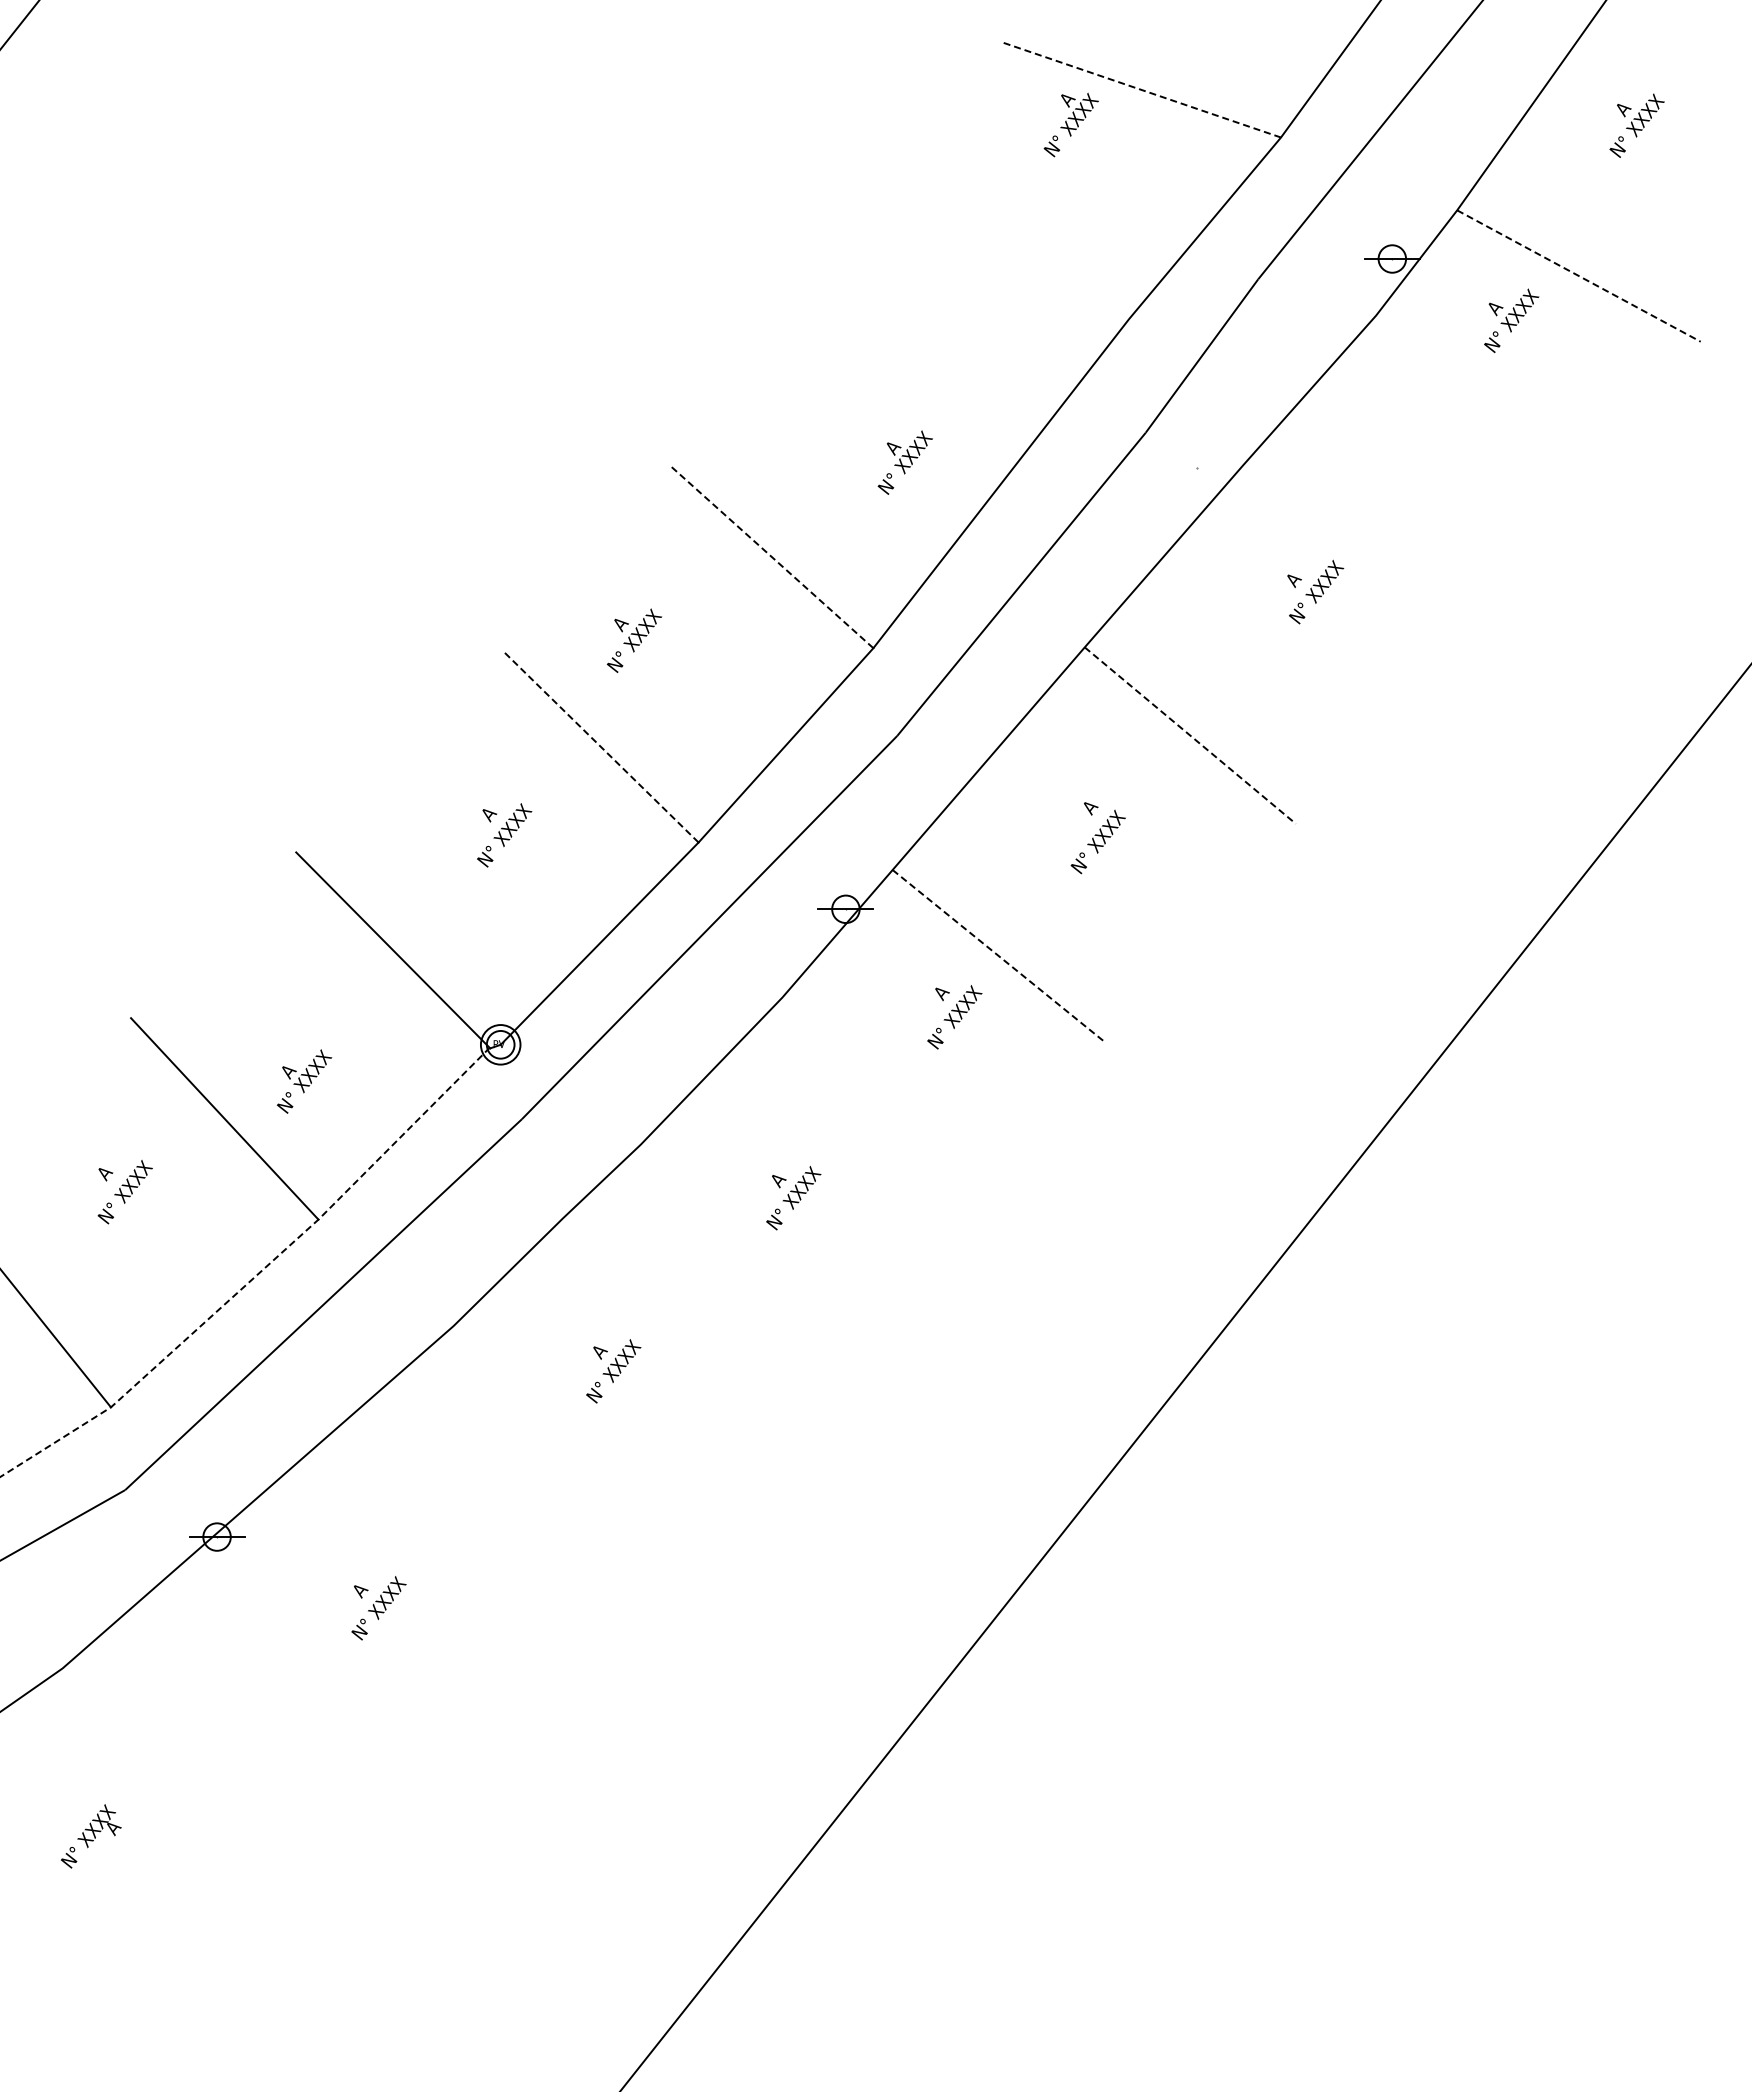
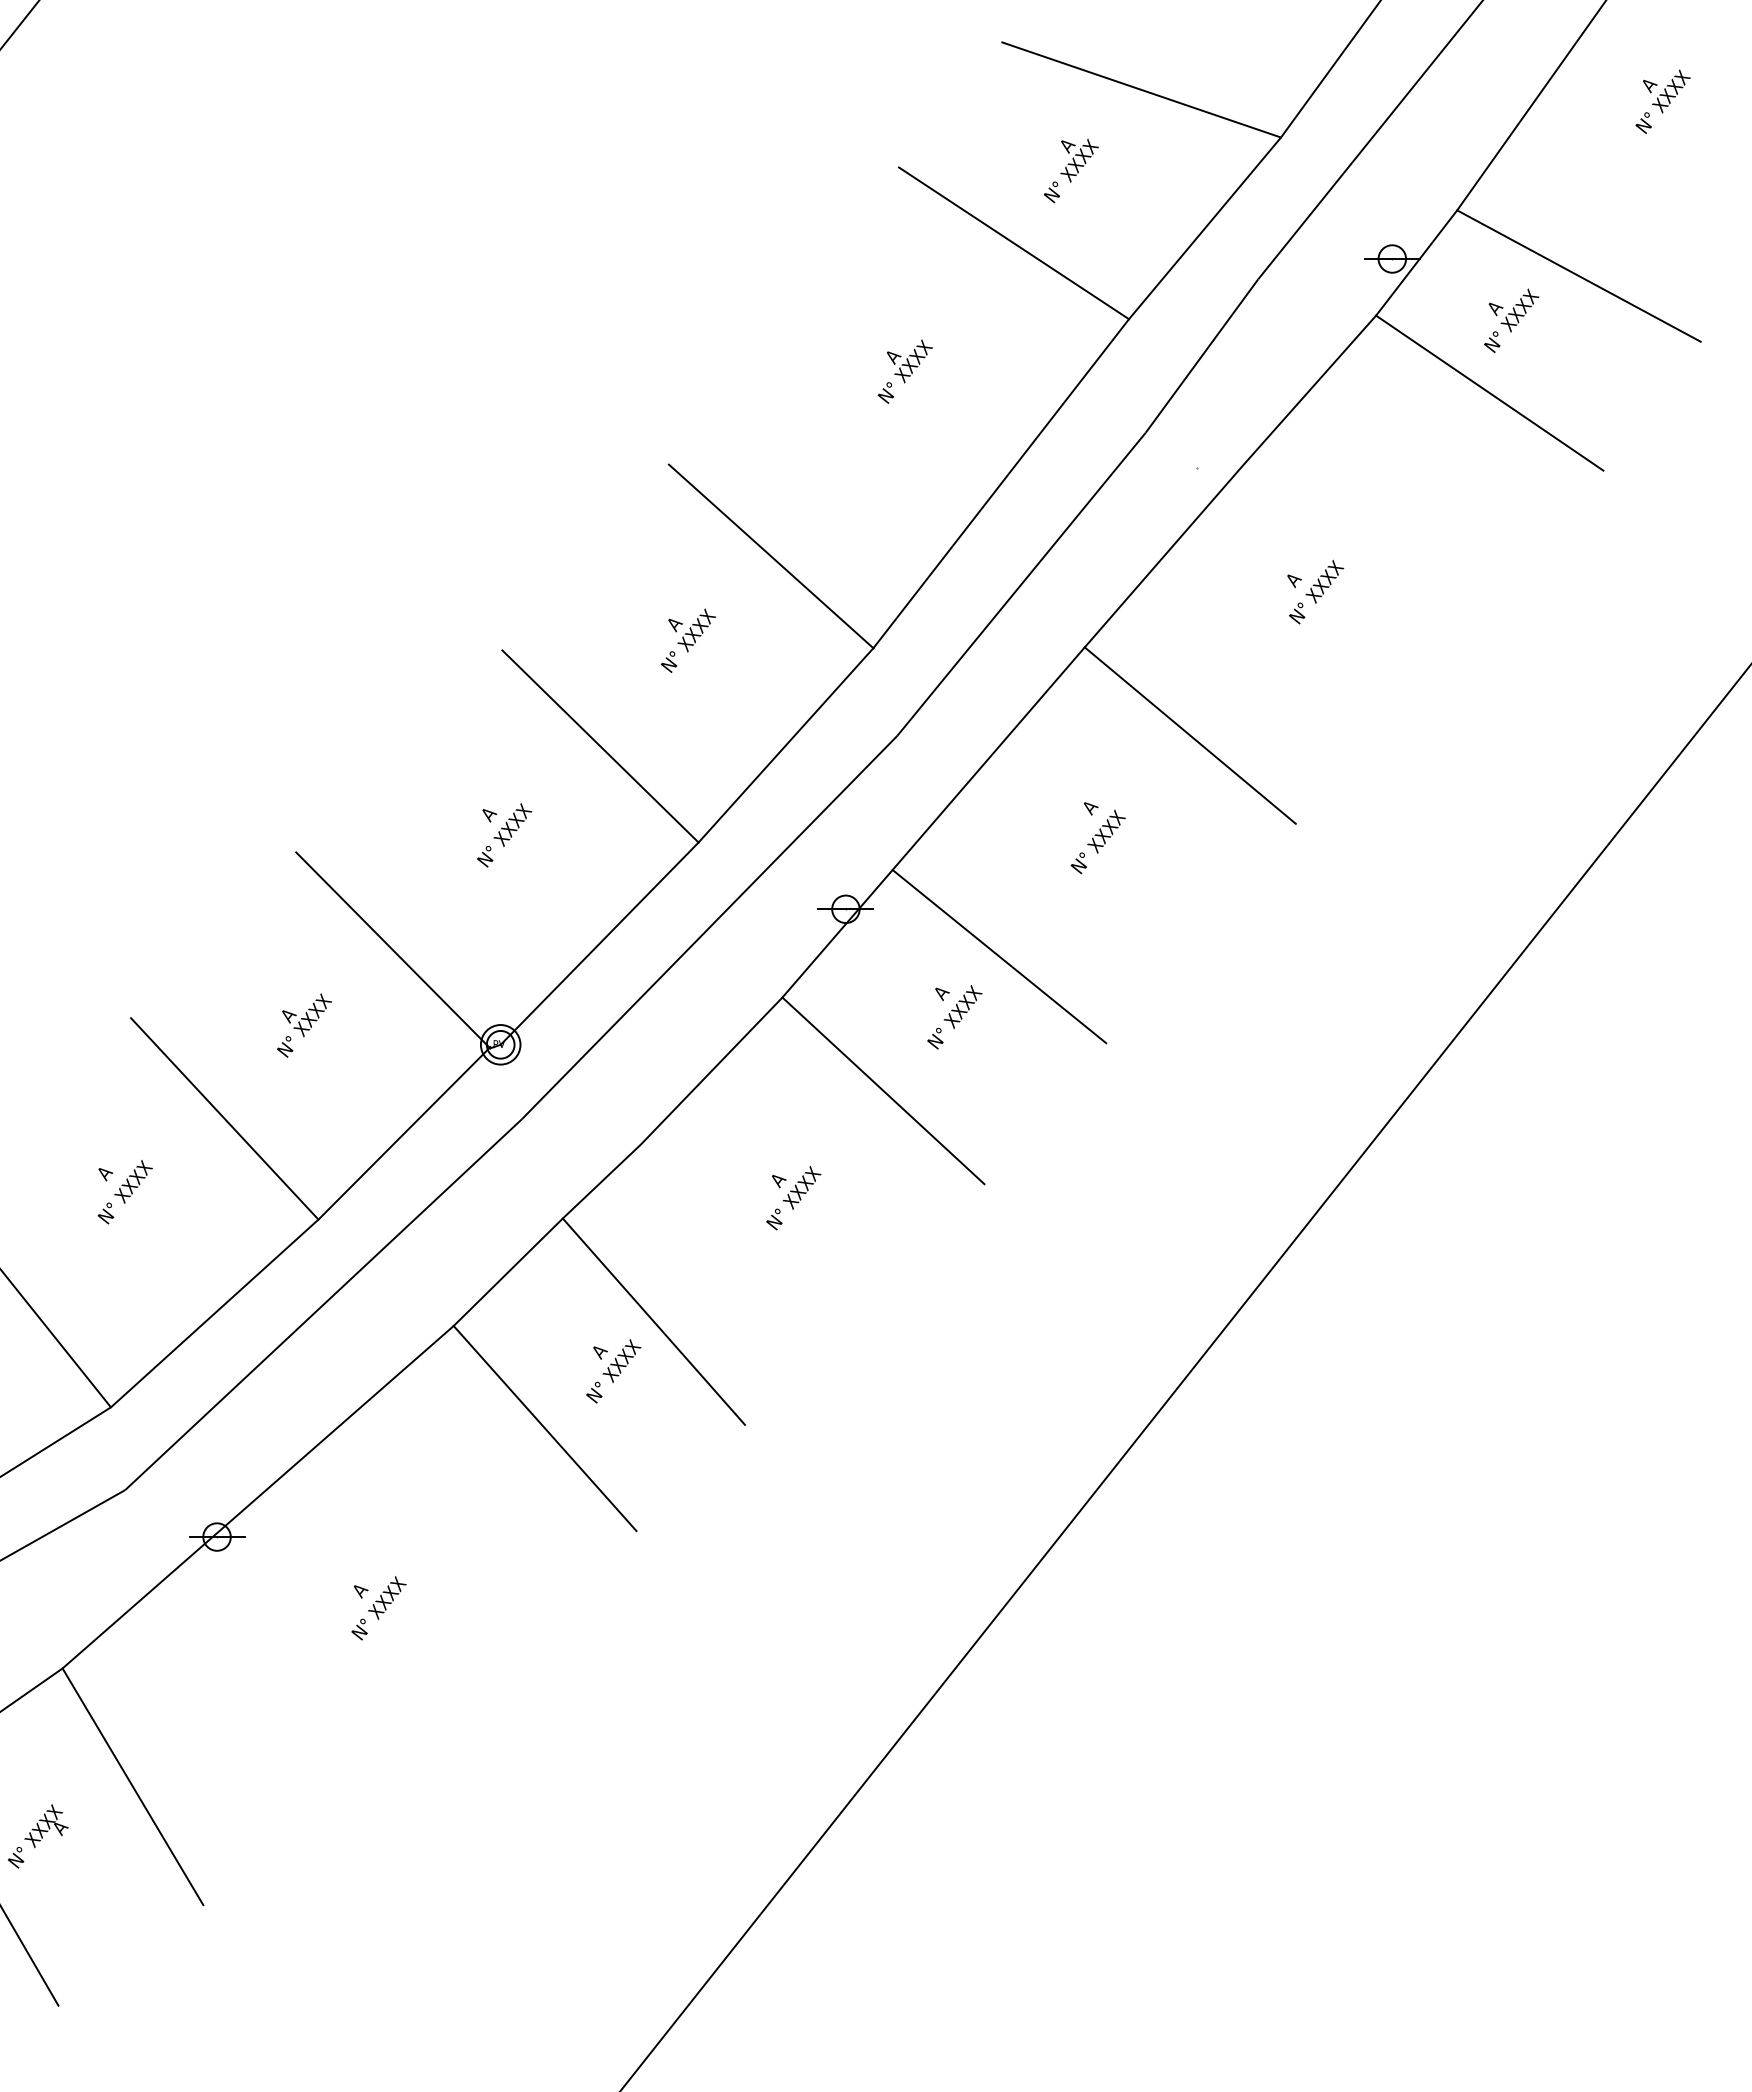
line: dashed -> solid (1141, 89)
text position: (1070, 124) -> (1070, 170) (1070, 170)
text position: (1636, 125) -> (1662, 101) (1662, 101)
line: none -> present (1013, 243)
line: dashed -> solid (1579, 276)
line: none -> present (1489, 392)
text position: (904, 462) -> (904, 371) (904, 371)
line: dashed -> solid (770, 556)
text position: (634, 640) -> (688, 640) (688, 640)
line: dashed -> solid (1190, 735)
line: dashed -> solid (600, 746)
line: dashed -> solid (999, 956)
text position: (304, 1081) -> (304, 1025) (304, 1025)
line: none -> present (883, 1090)
line: dashed -> solid (256, 1275)
line: none -> present (653, 1321)
line: none -> present (544, 1428)
line: none -> present (132, 1786)
text position: (91, 1836) -> (38, 1836) (38, 1836)
line: none -> present (30, 1956)
